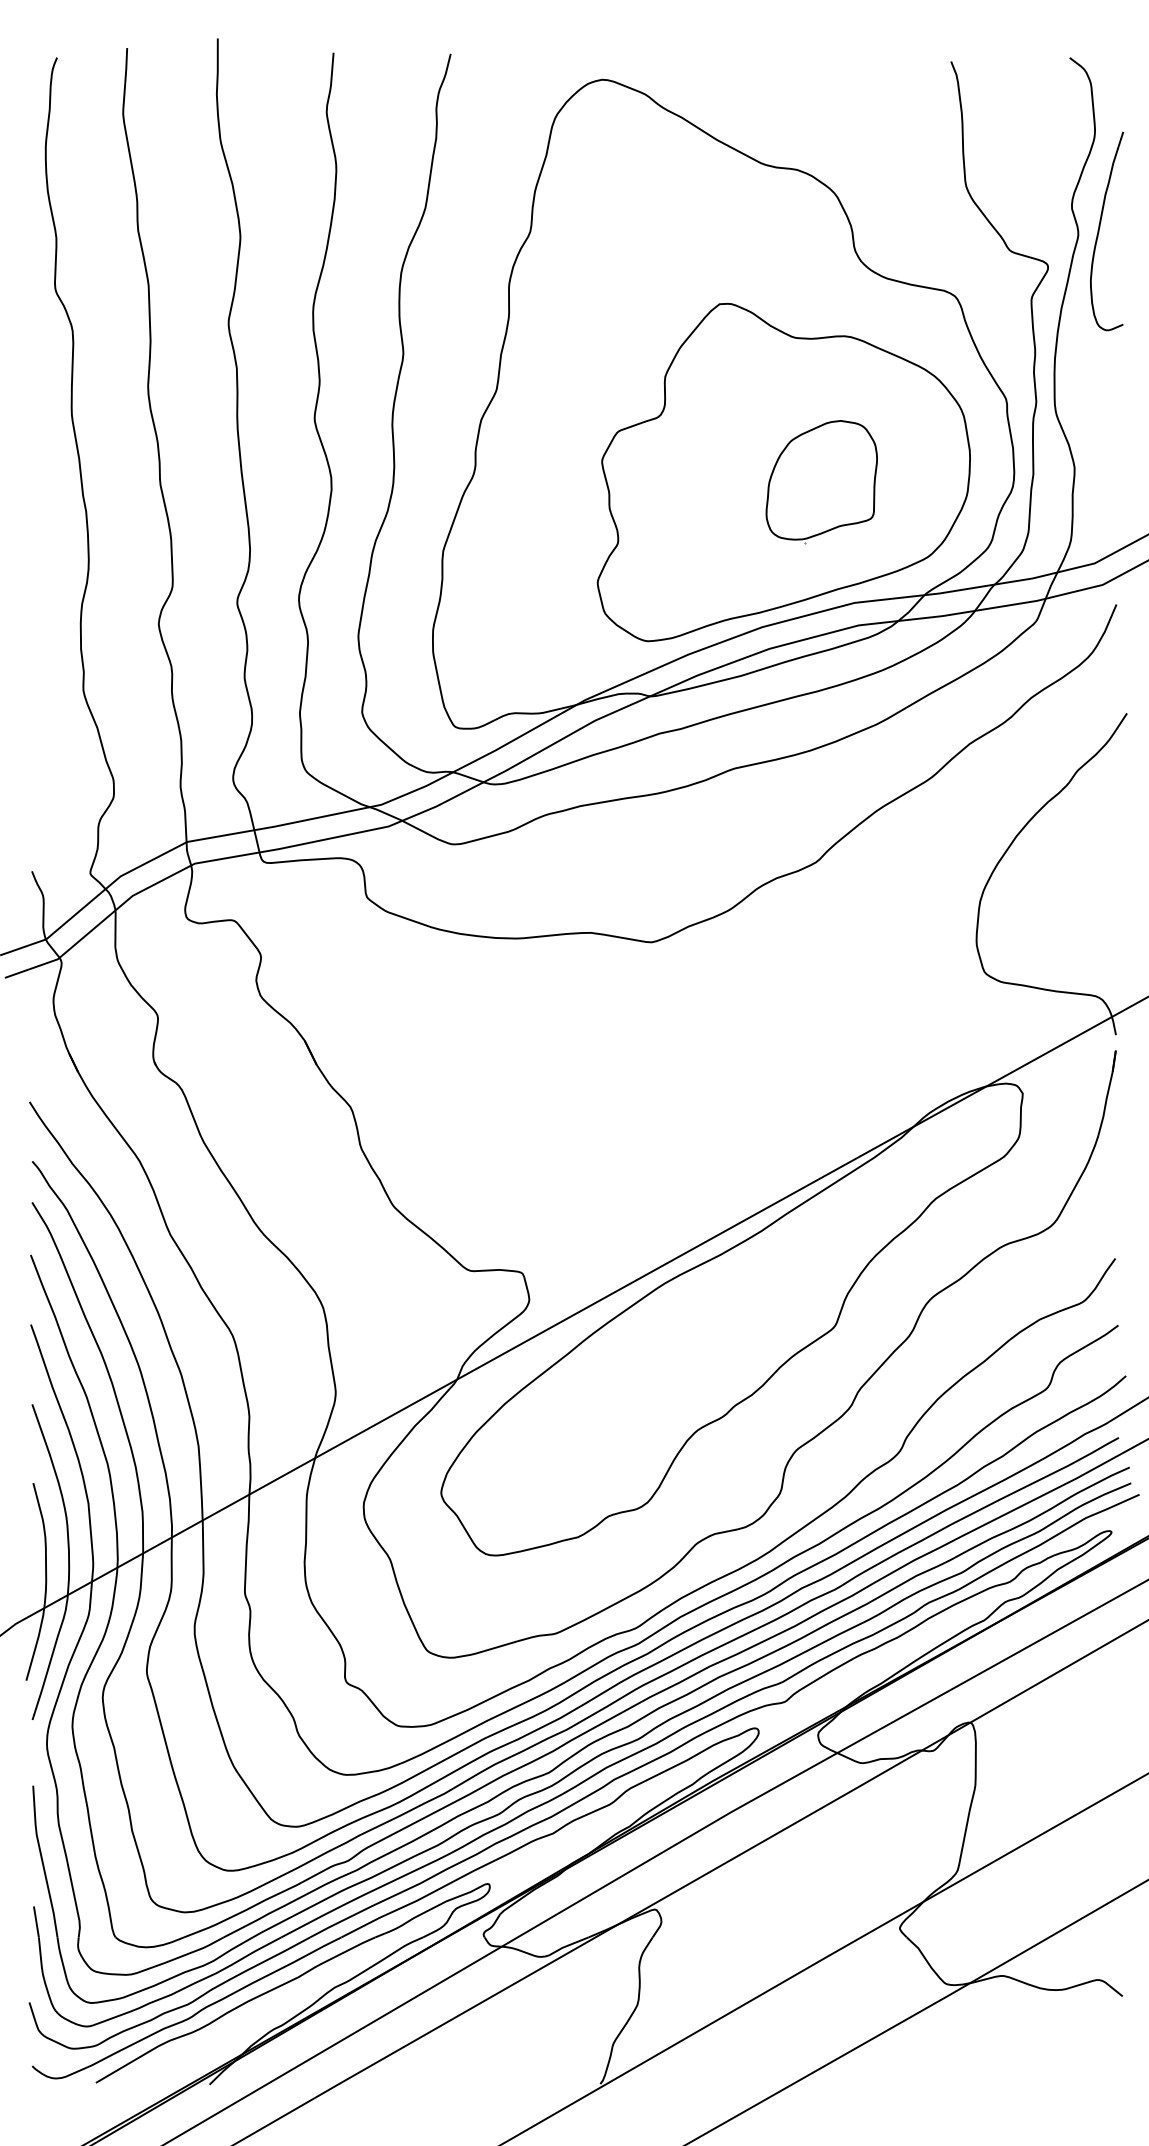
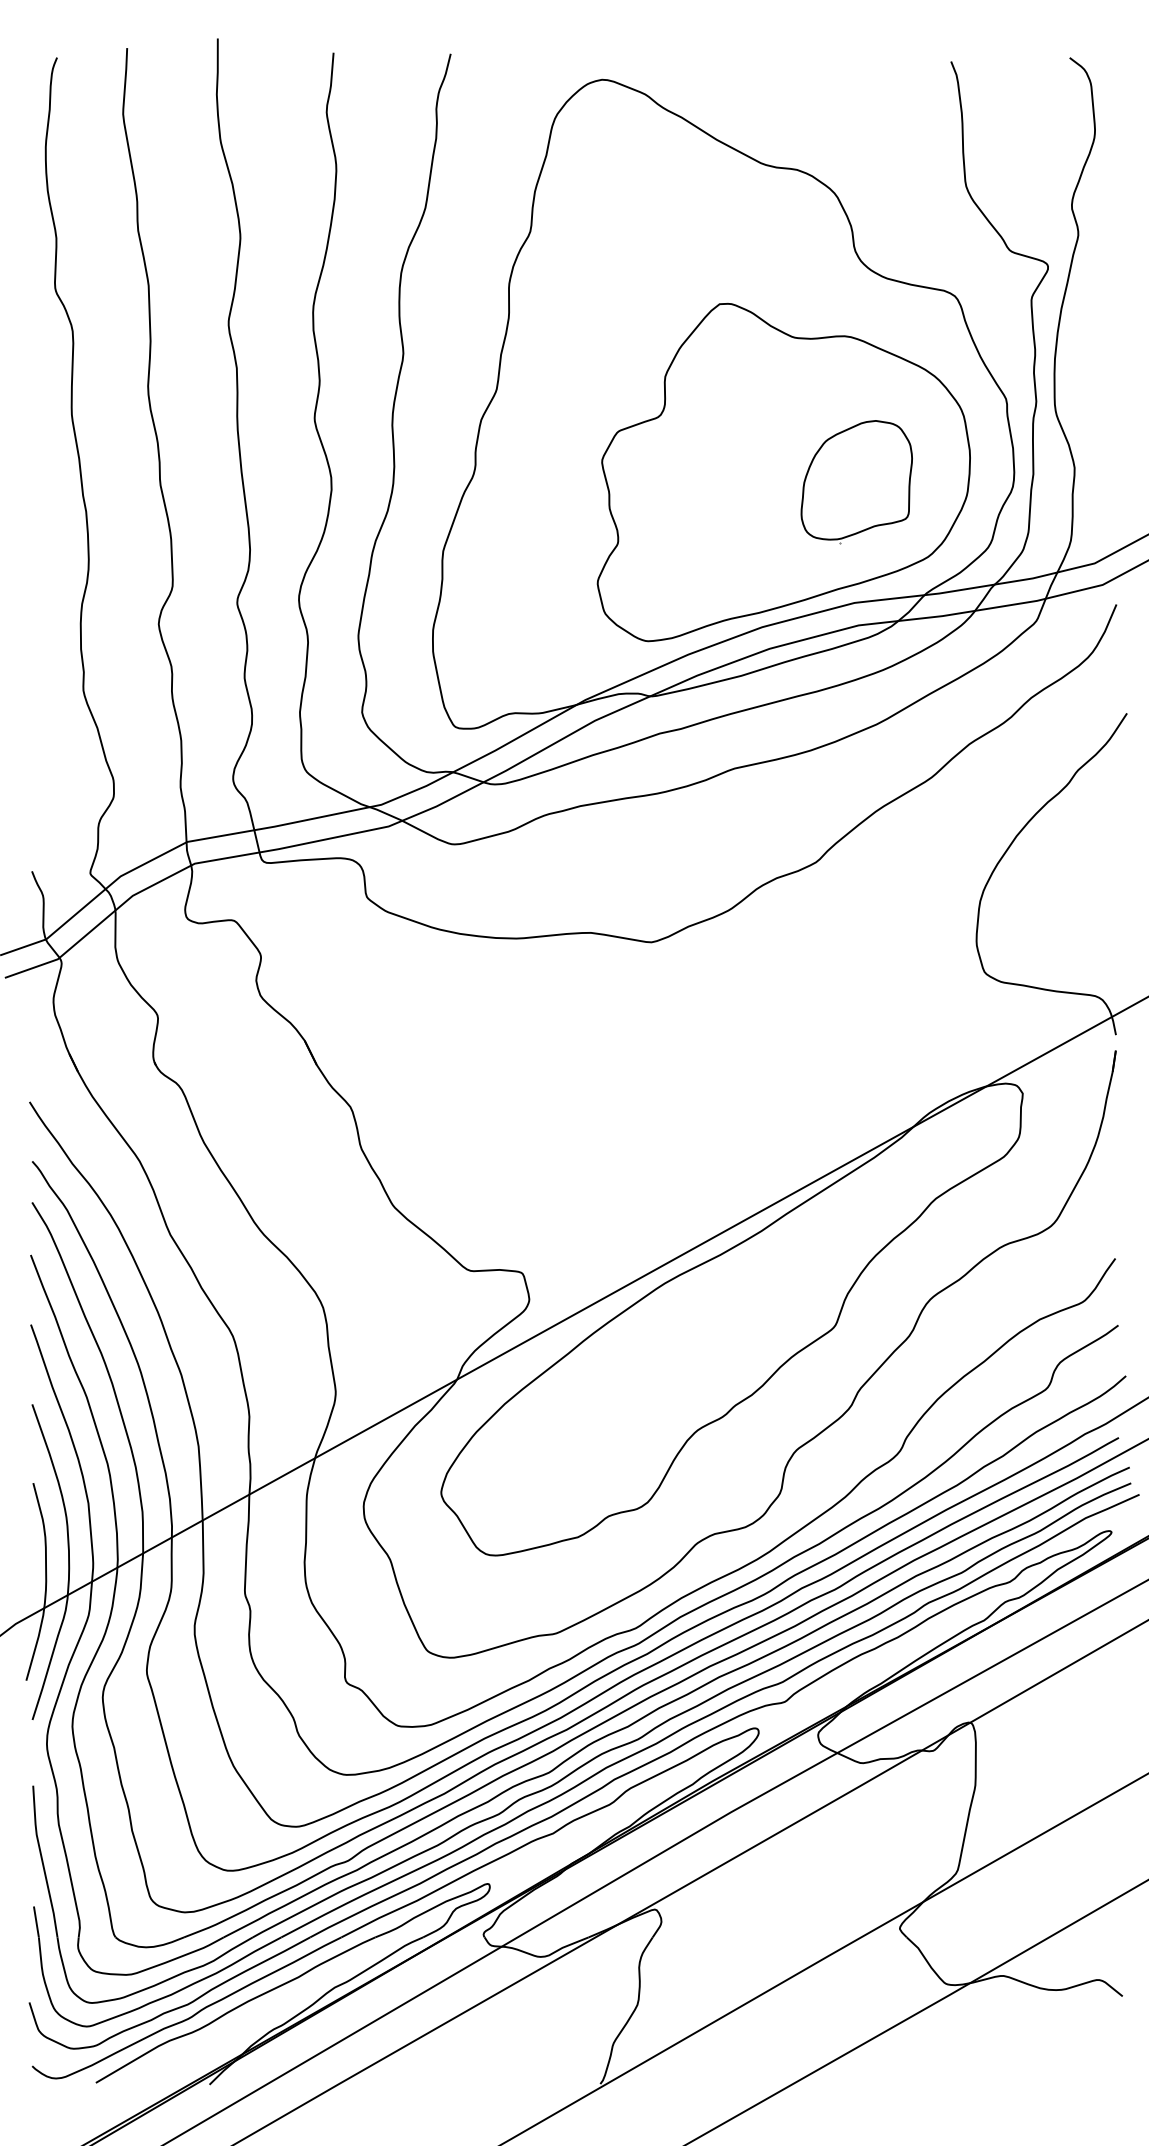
curve: present -> none (1099, 231)
part position: (821, 482) -> (856, 482) (856, 482)
